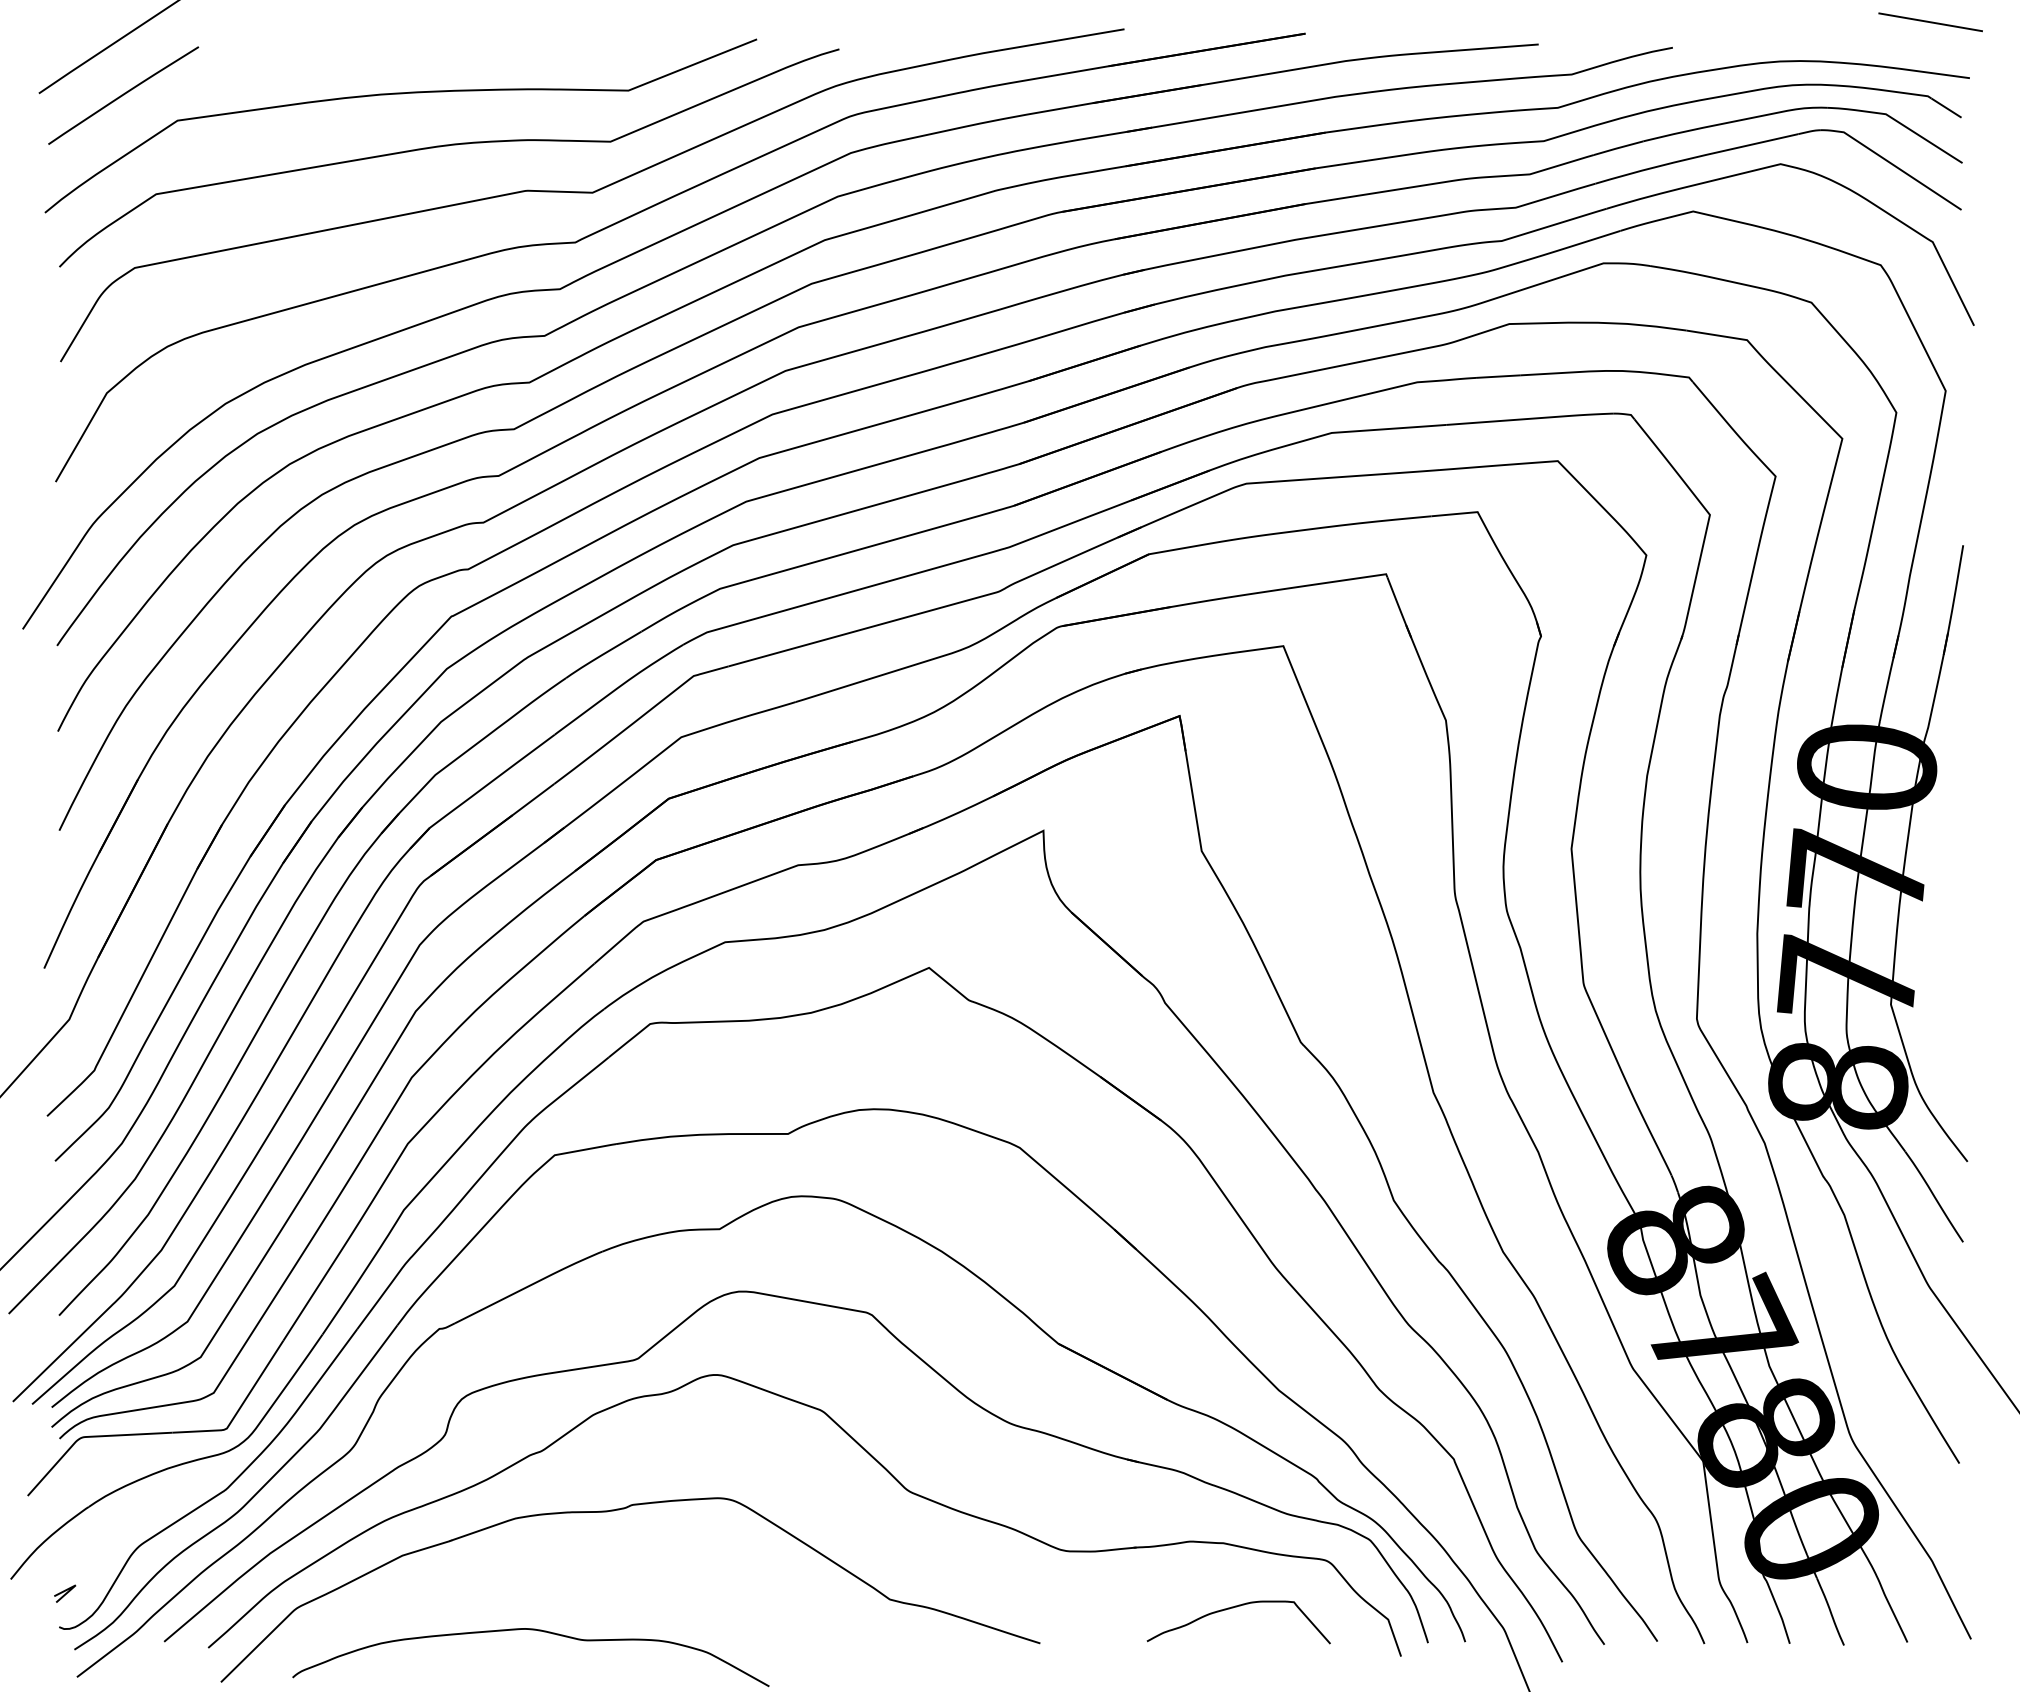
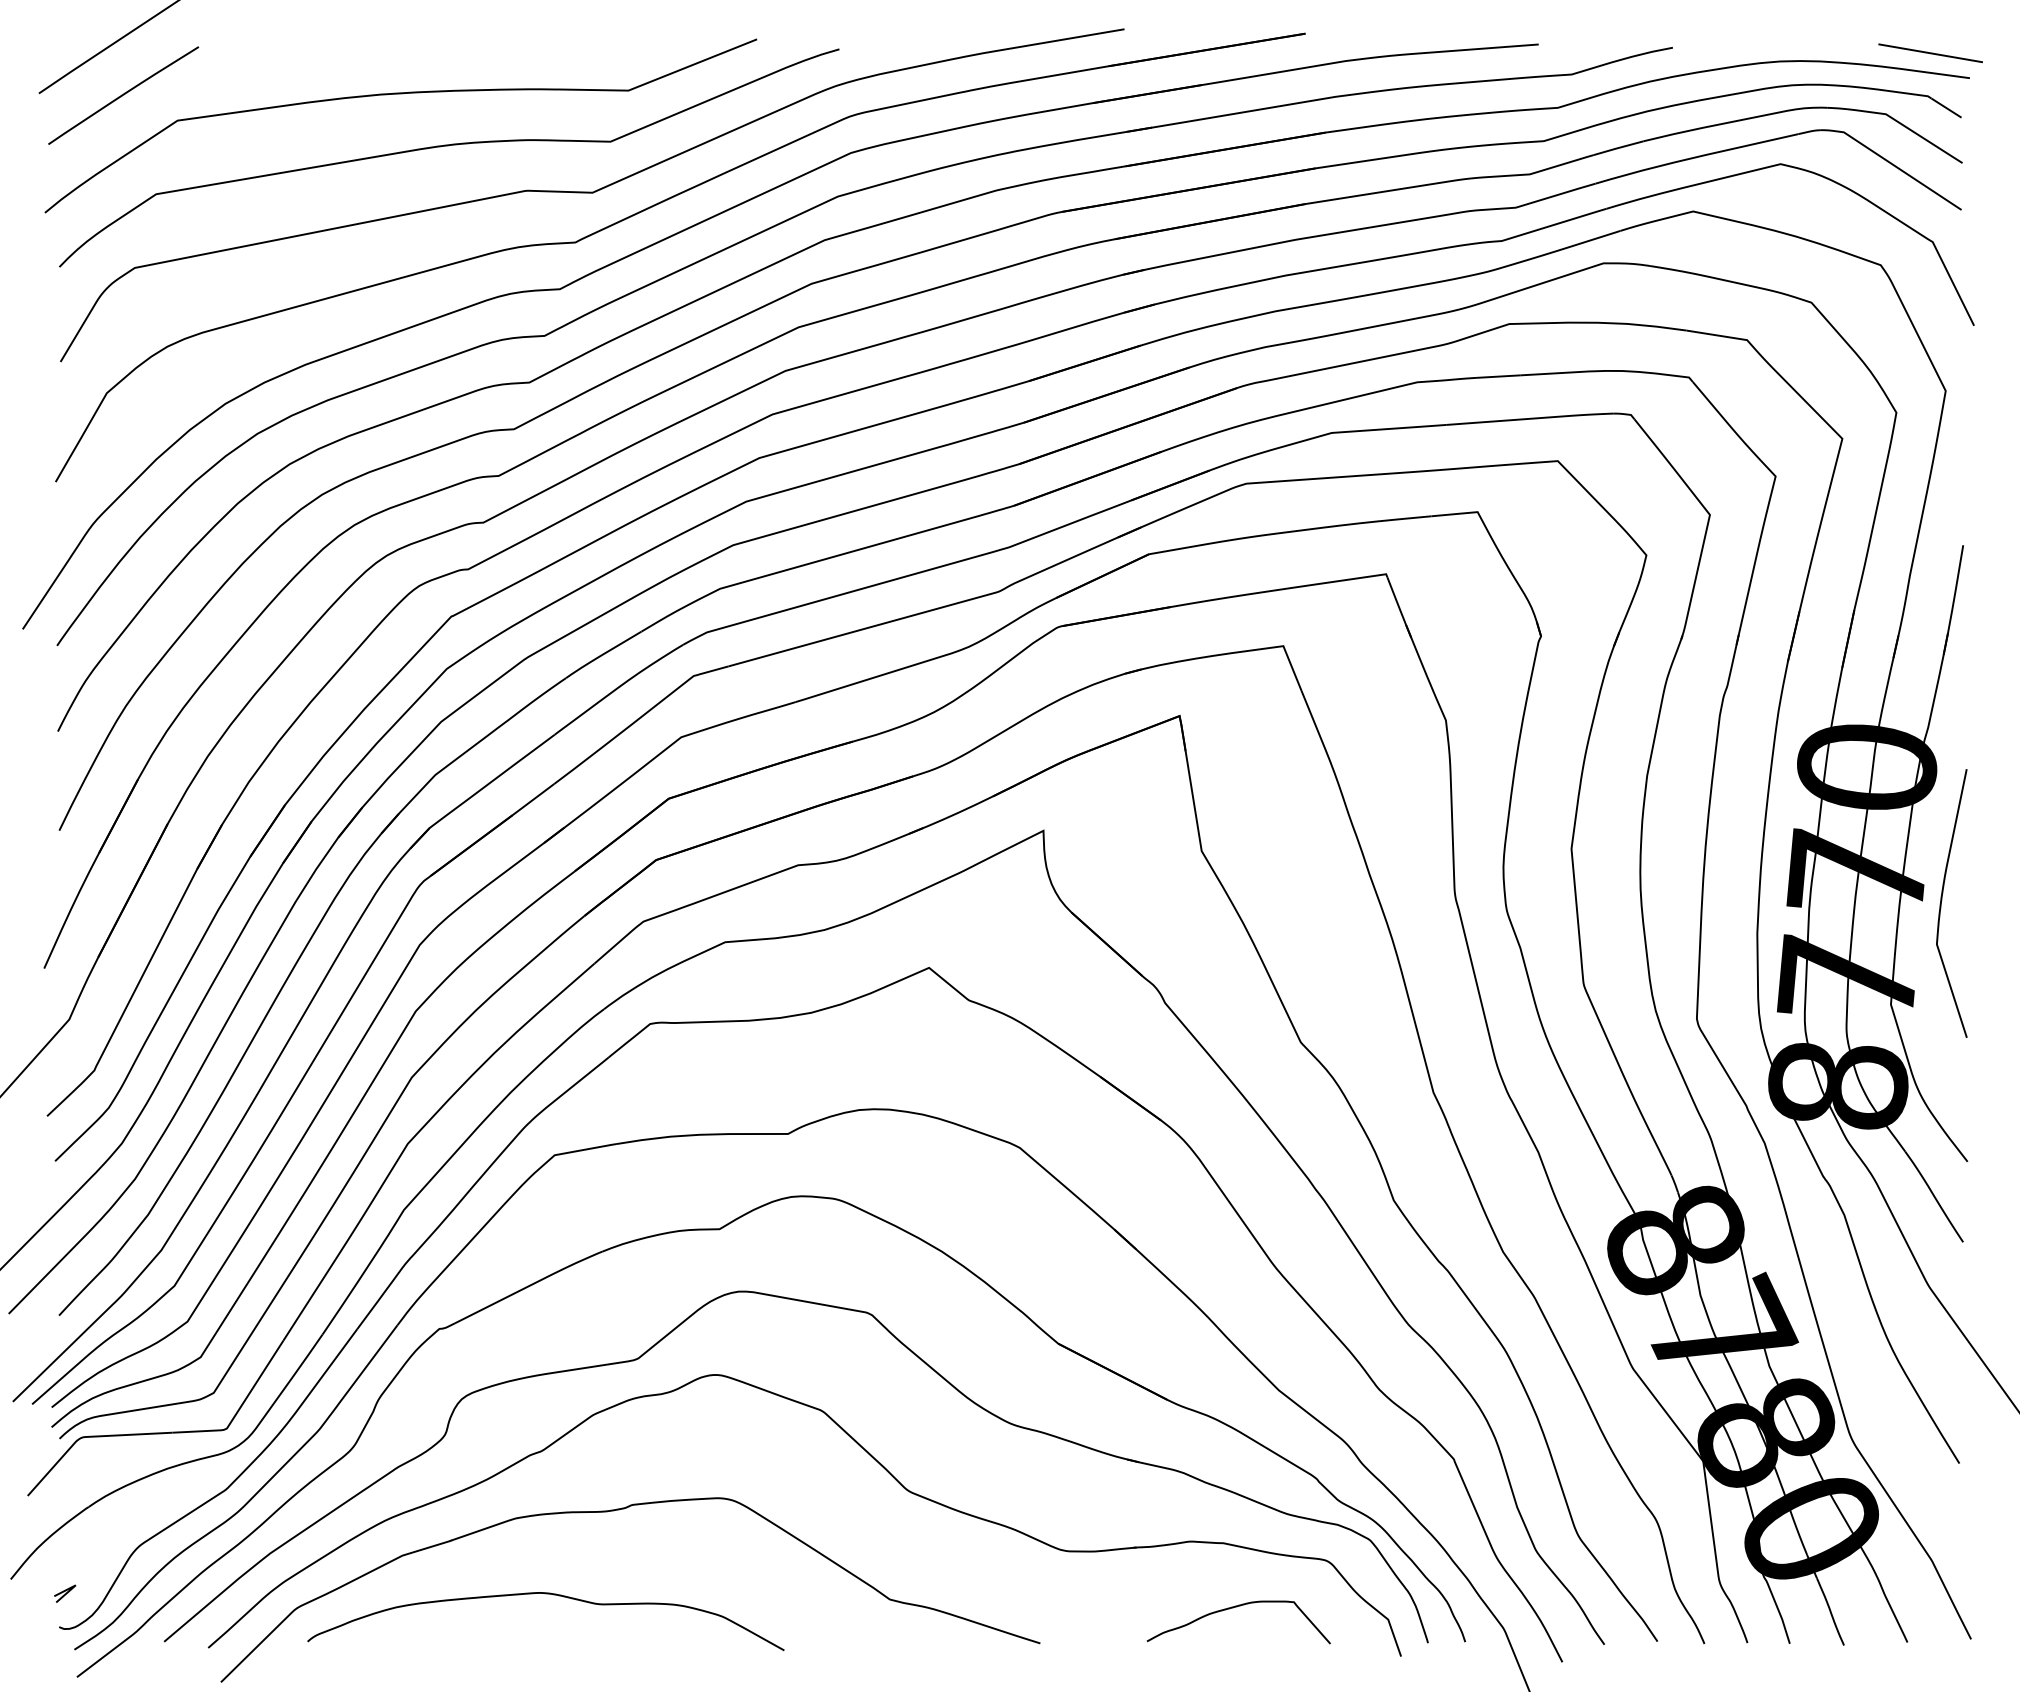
line position: (1930, 22) -> (1930, 53) (1930, 53)
curve: none -> present (1942, 900)
curve position: (530, 1630) -> (545, 1594) (545, 1594)
